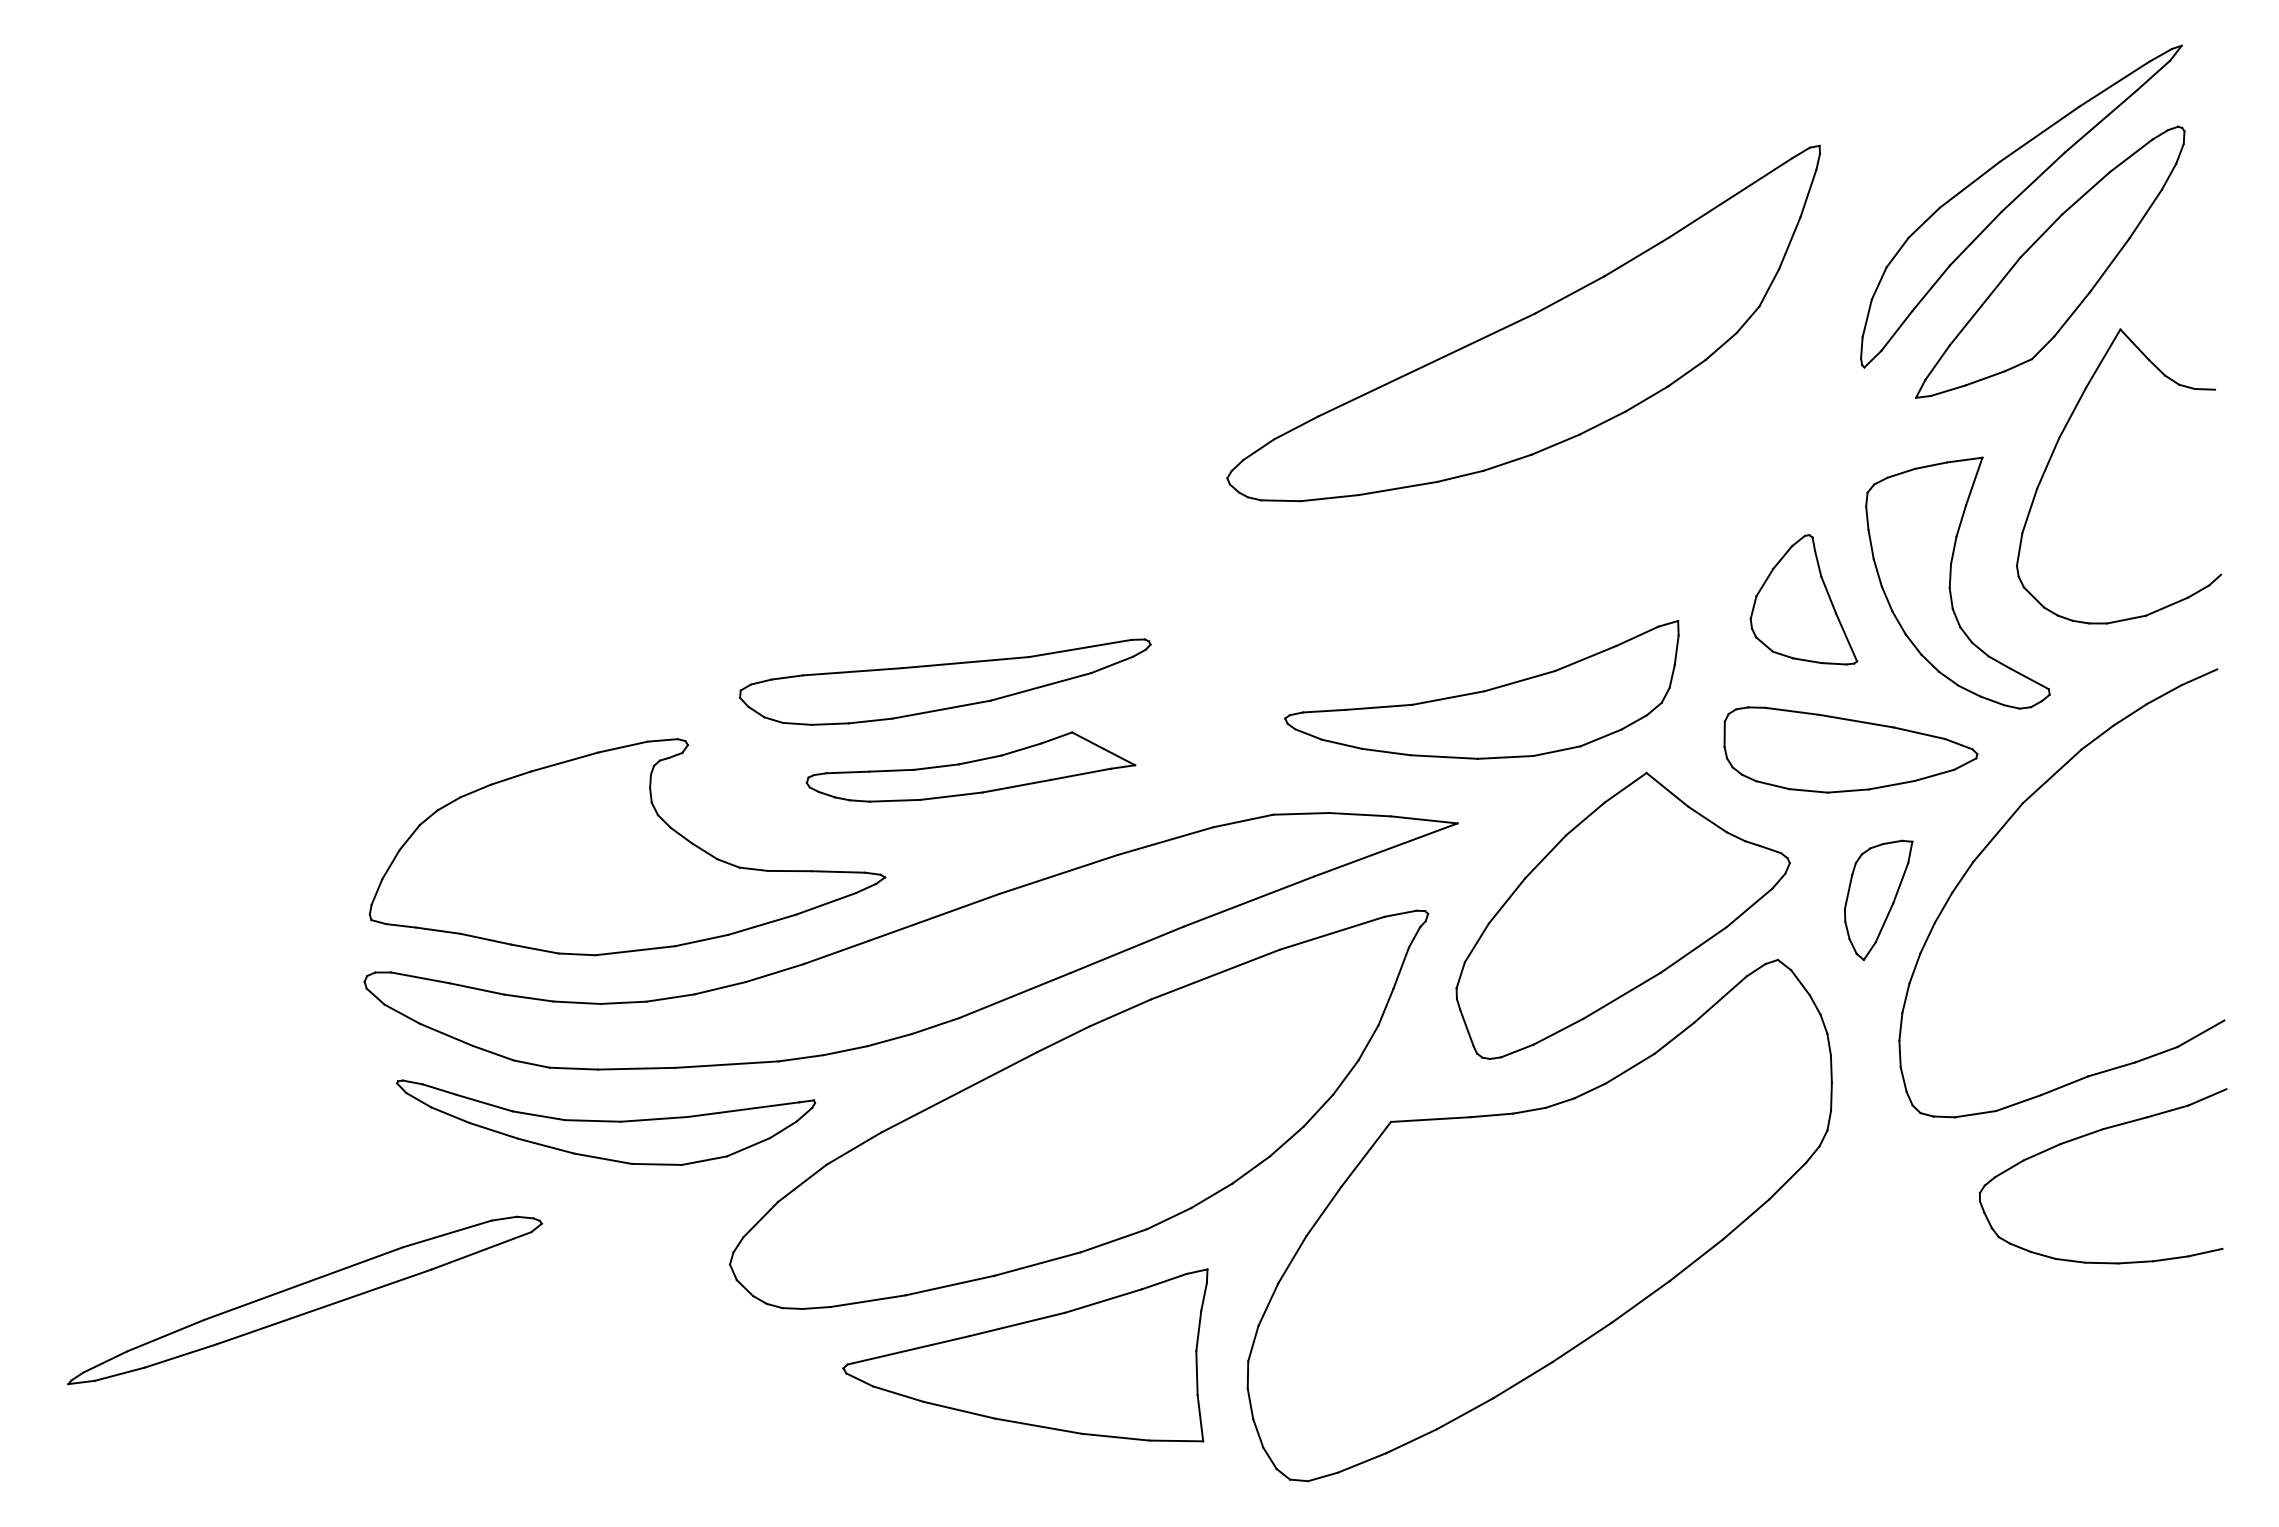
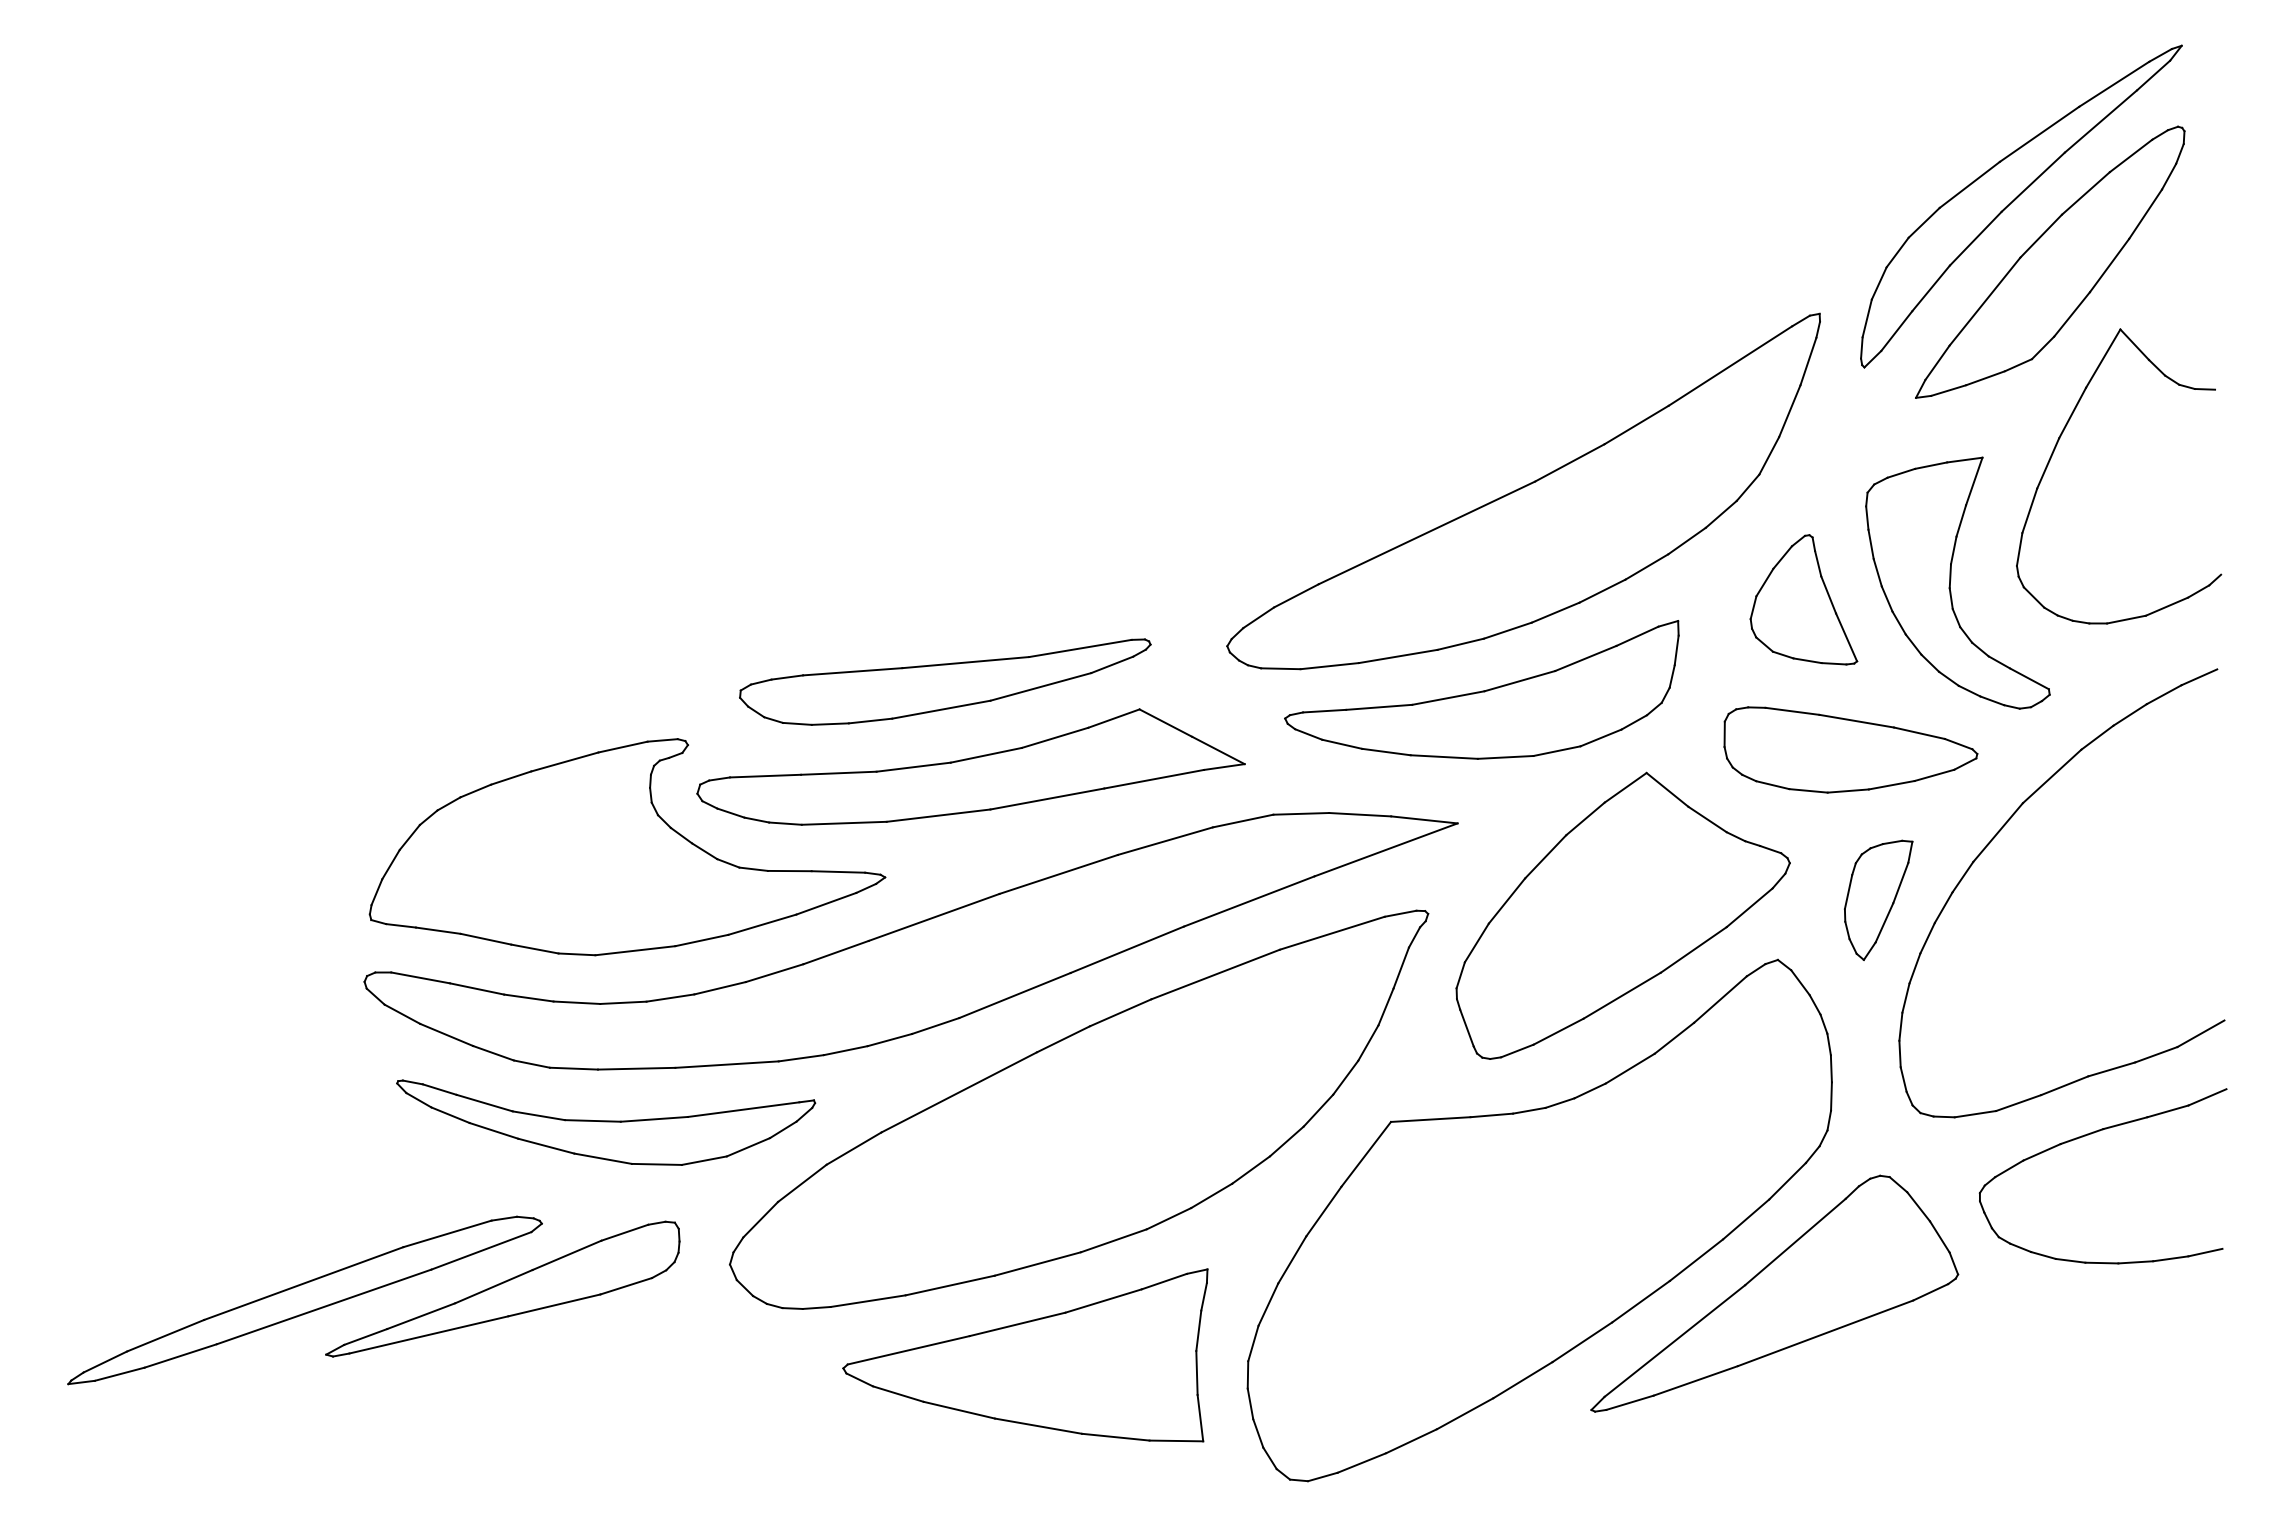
part position: (1523, 323) -> (1523, 491) (1523, 491)
part size: 332x72 px -> 550x118 px (970, 766)
part: none -> present (502, 1288)
part: none -> present (1774, 1293)
